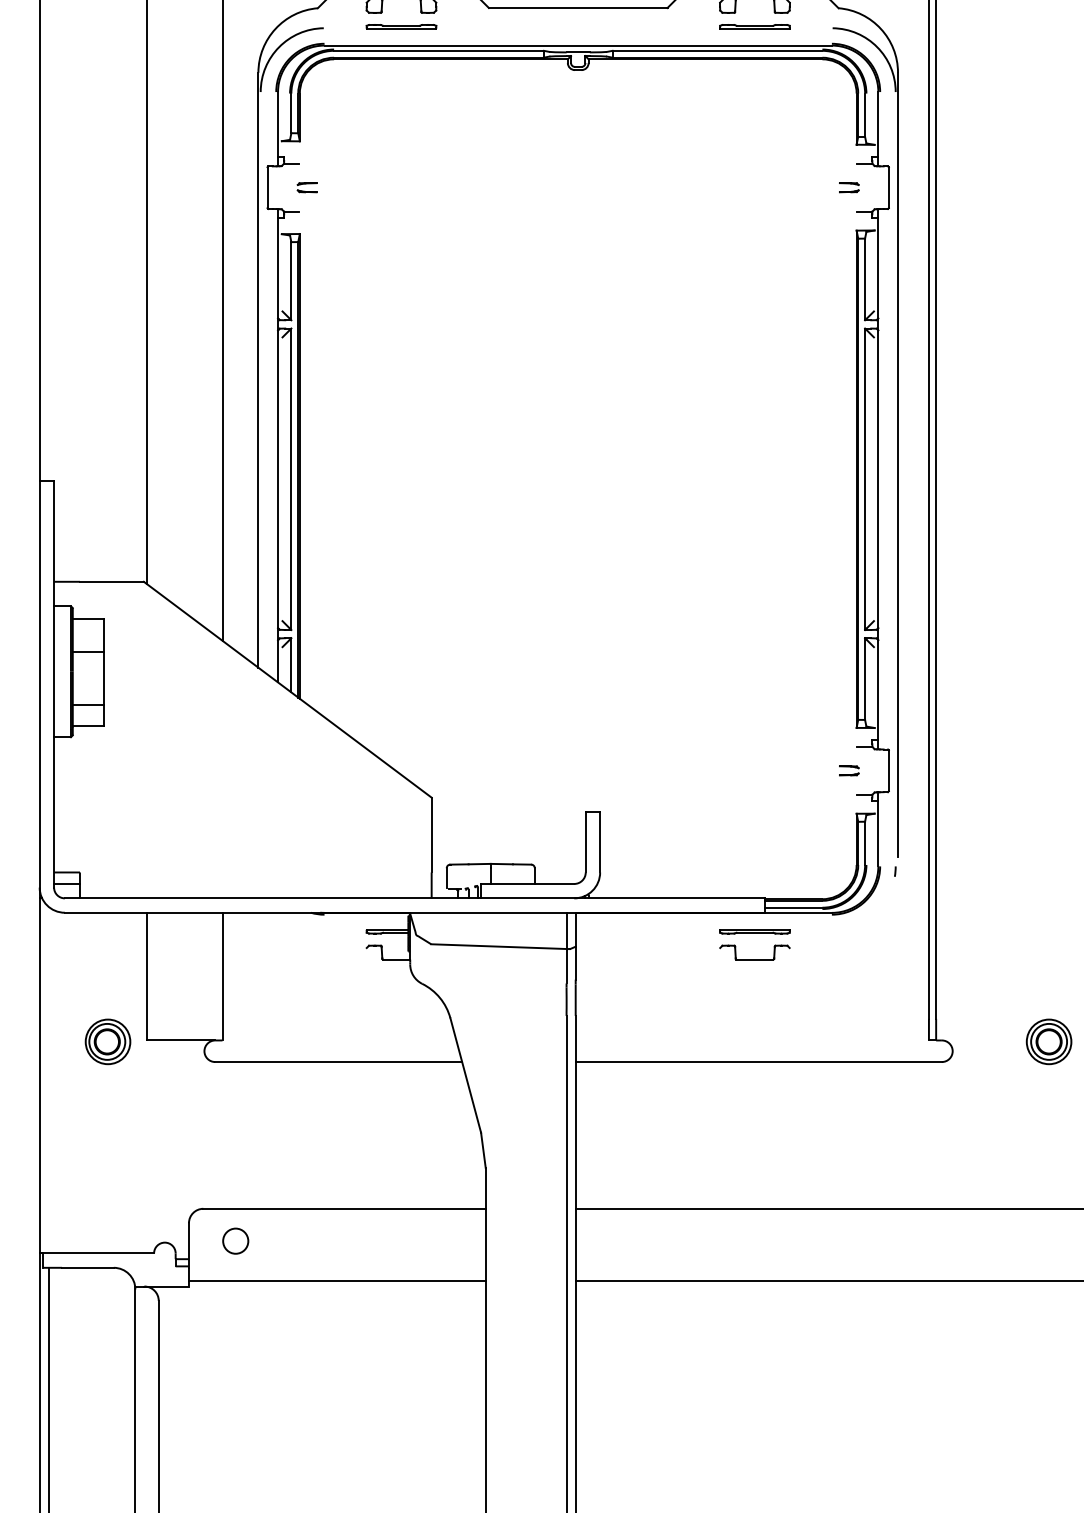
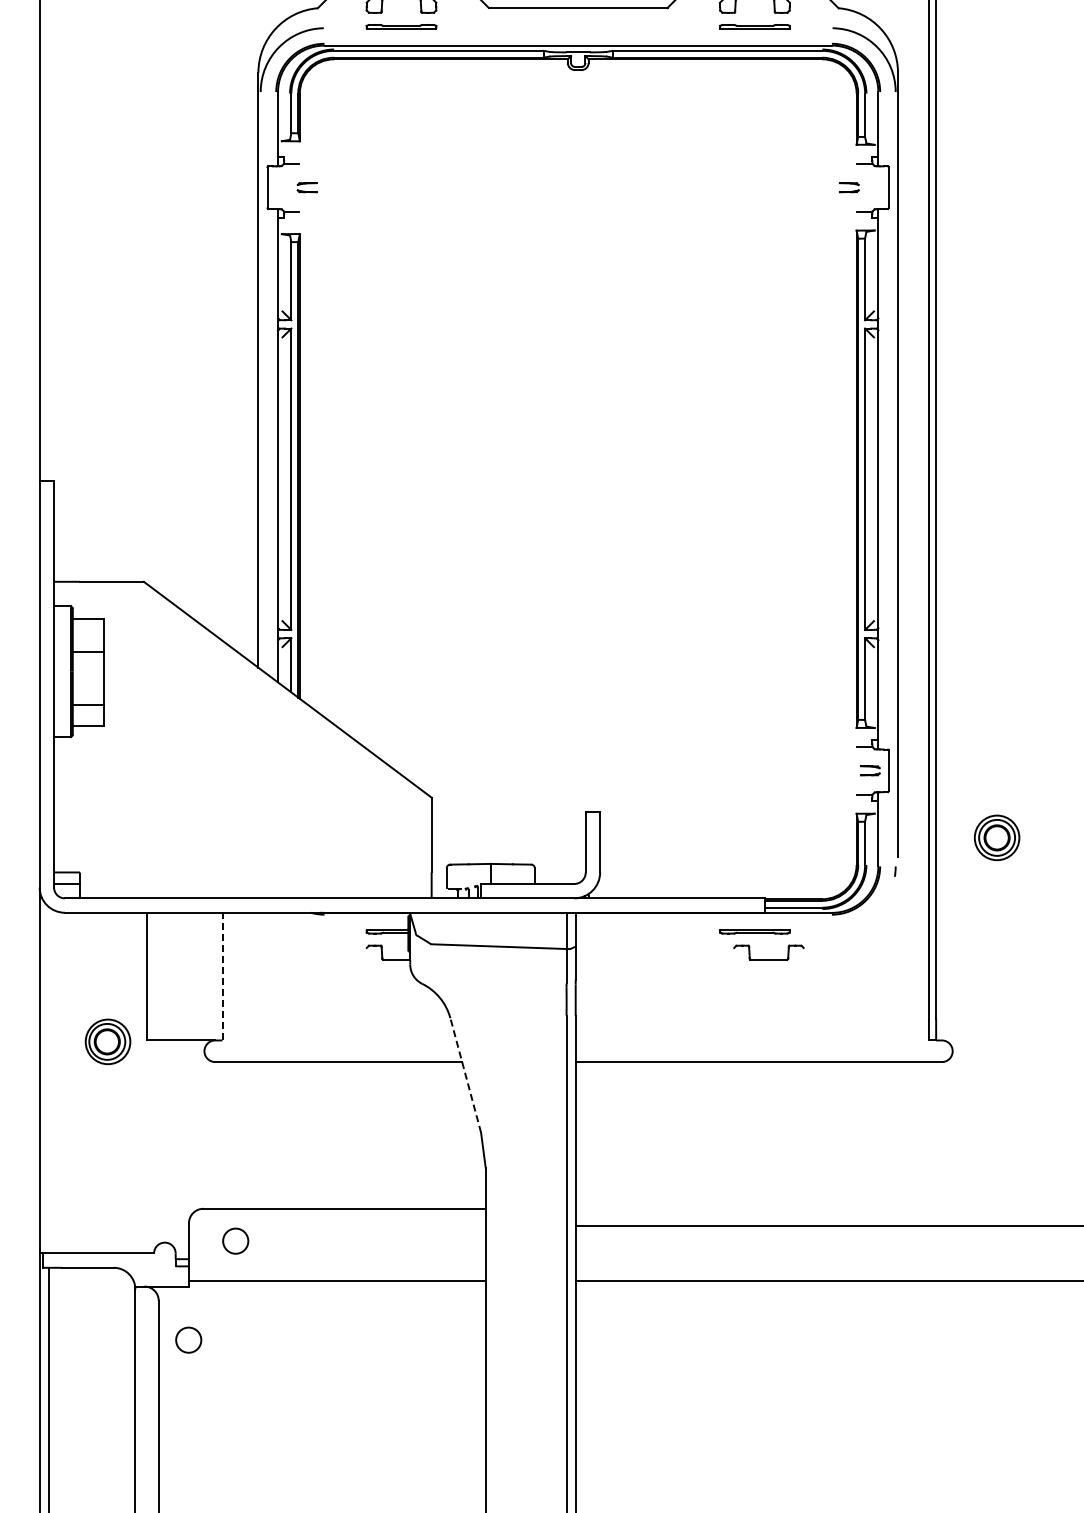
line: present -> none (146, 293)
line: present -> none (222, 321)
part position: (849, 770) -> (870, 770) (870, 770)
part position: (754, 959) -> (768, 959) (768, 959)
line: solid -> dashed (222, 976)
part position: (1048, 1041) -> (996, 837) (996, 837)
line: solid -> dashed (465, 1074)
line position: (827, 1208) -> (827, 1225) (827, 1225)
circle: none -> present (188, 1339)
